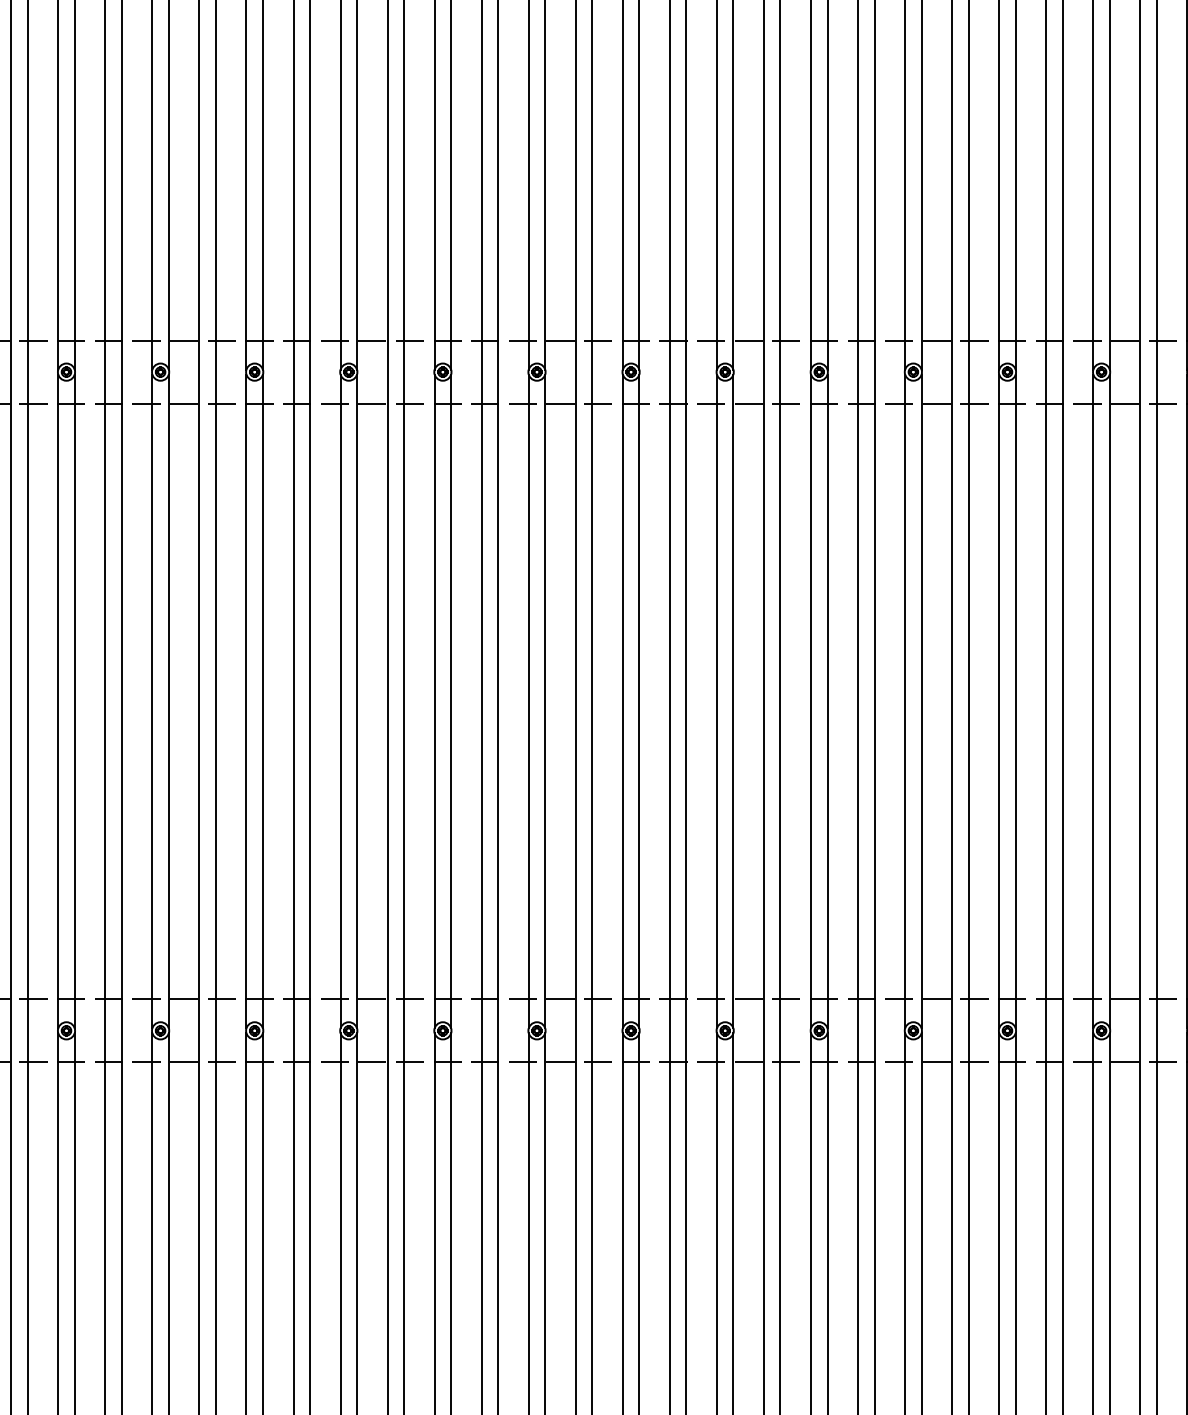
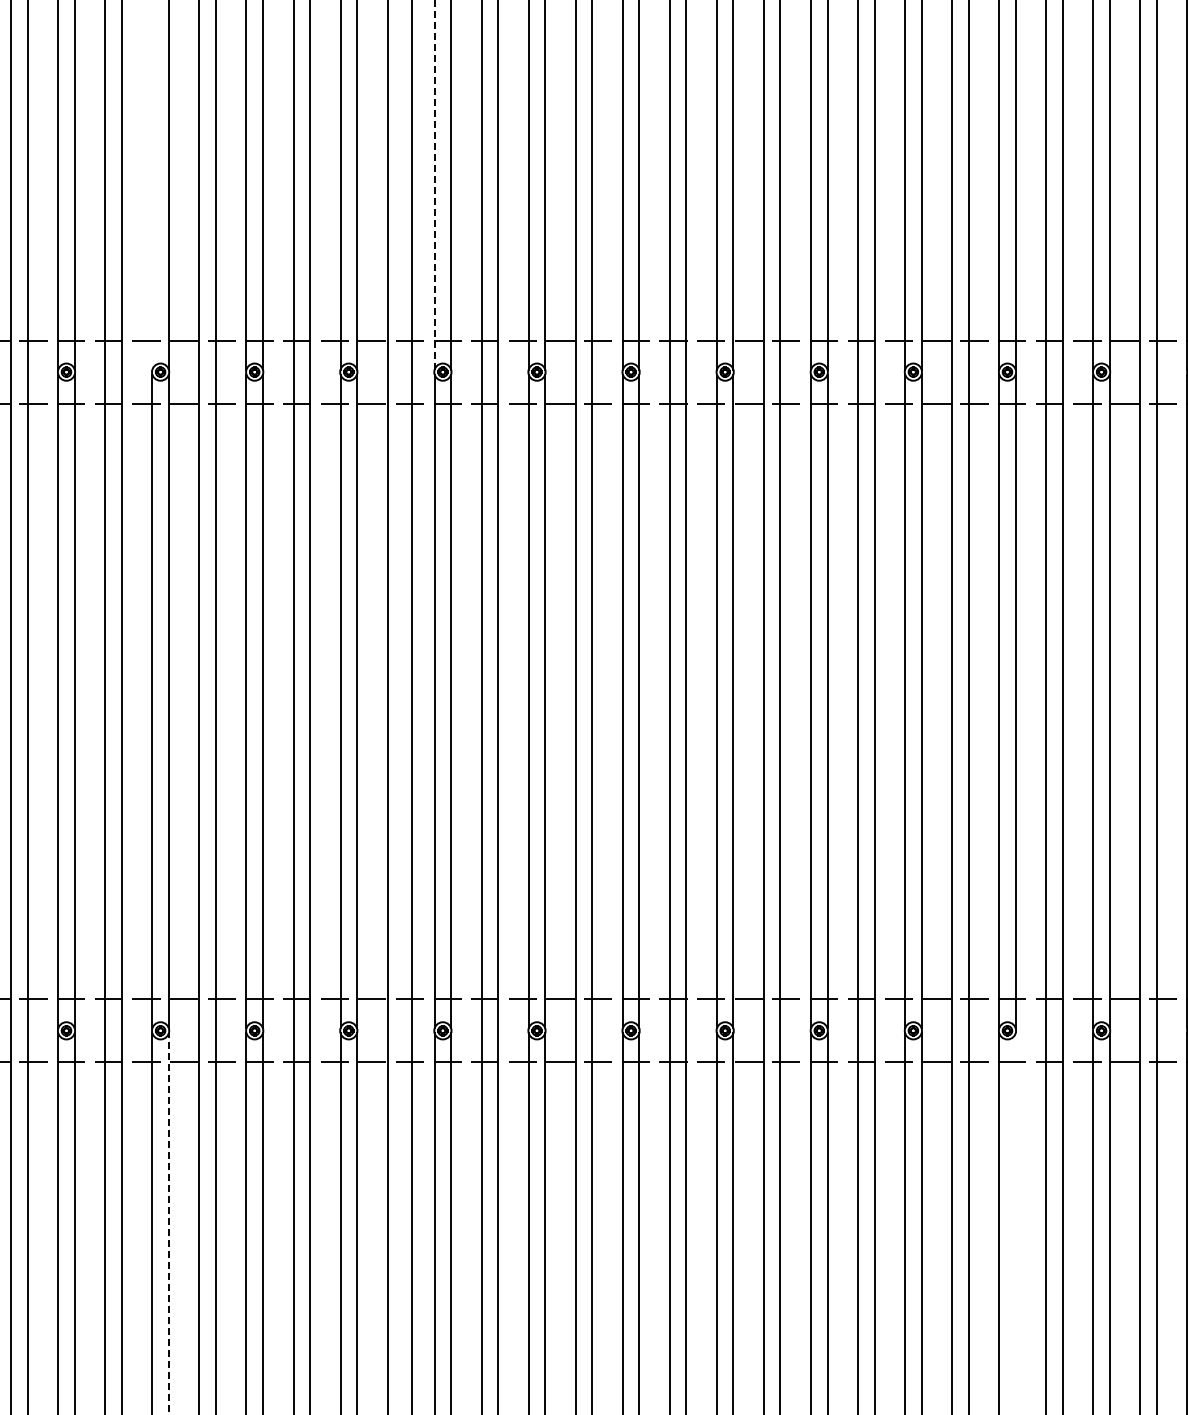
line: solid -> dashed (434, 184)
line: present -> none (152, 185)
line position: (404, 706) -> (412, 706) (412, 706)
line: present -> none (1015, 1222)
line: solid -> dashed (168, 1223)
